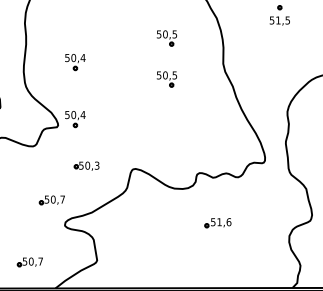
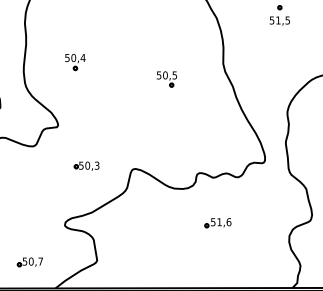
part: present -> none (166, 38)
part: present -> none (75, 119)
part: present -> none (51, 200)
